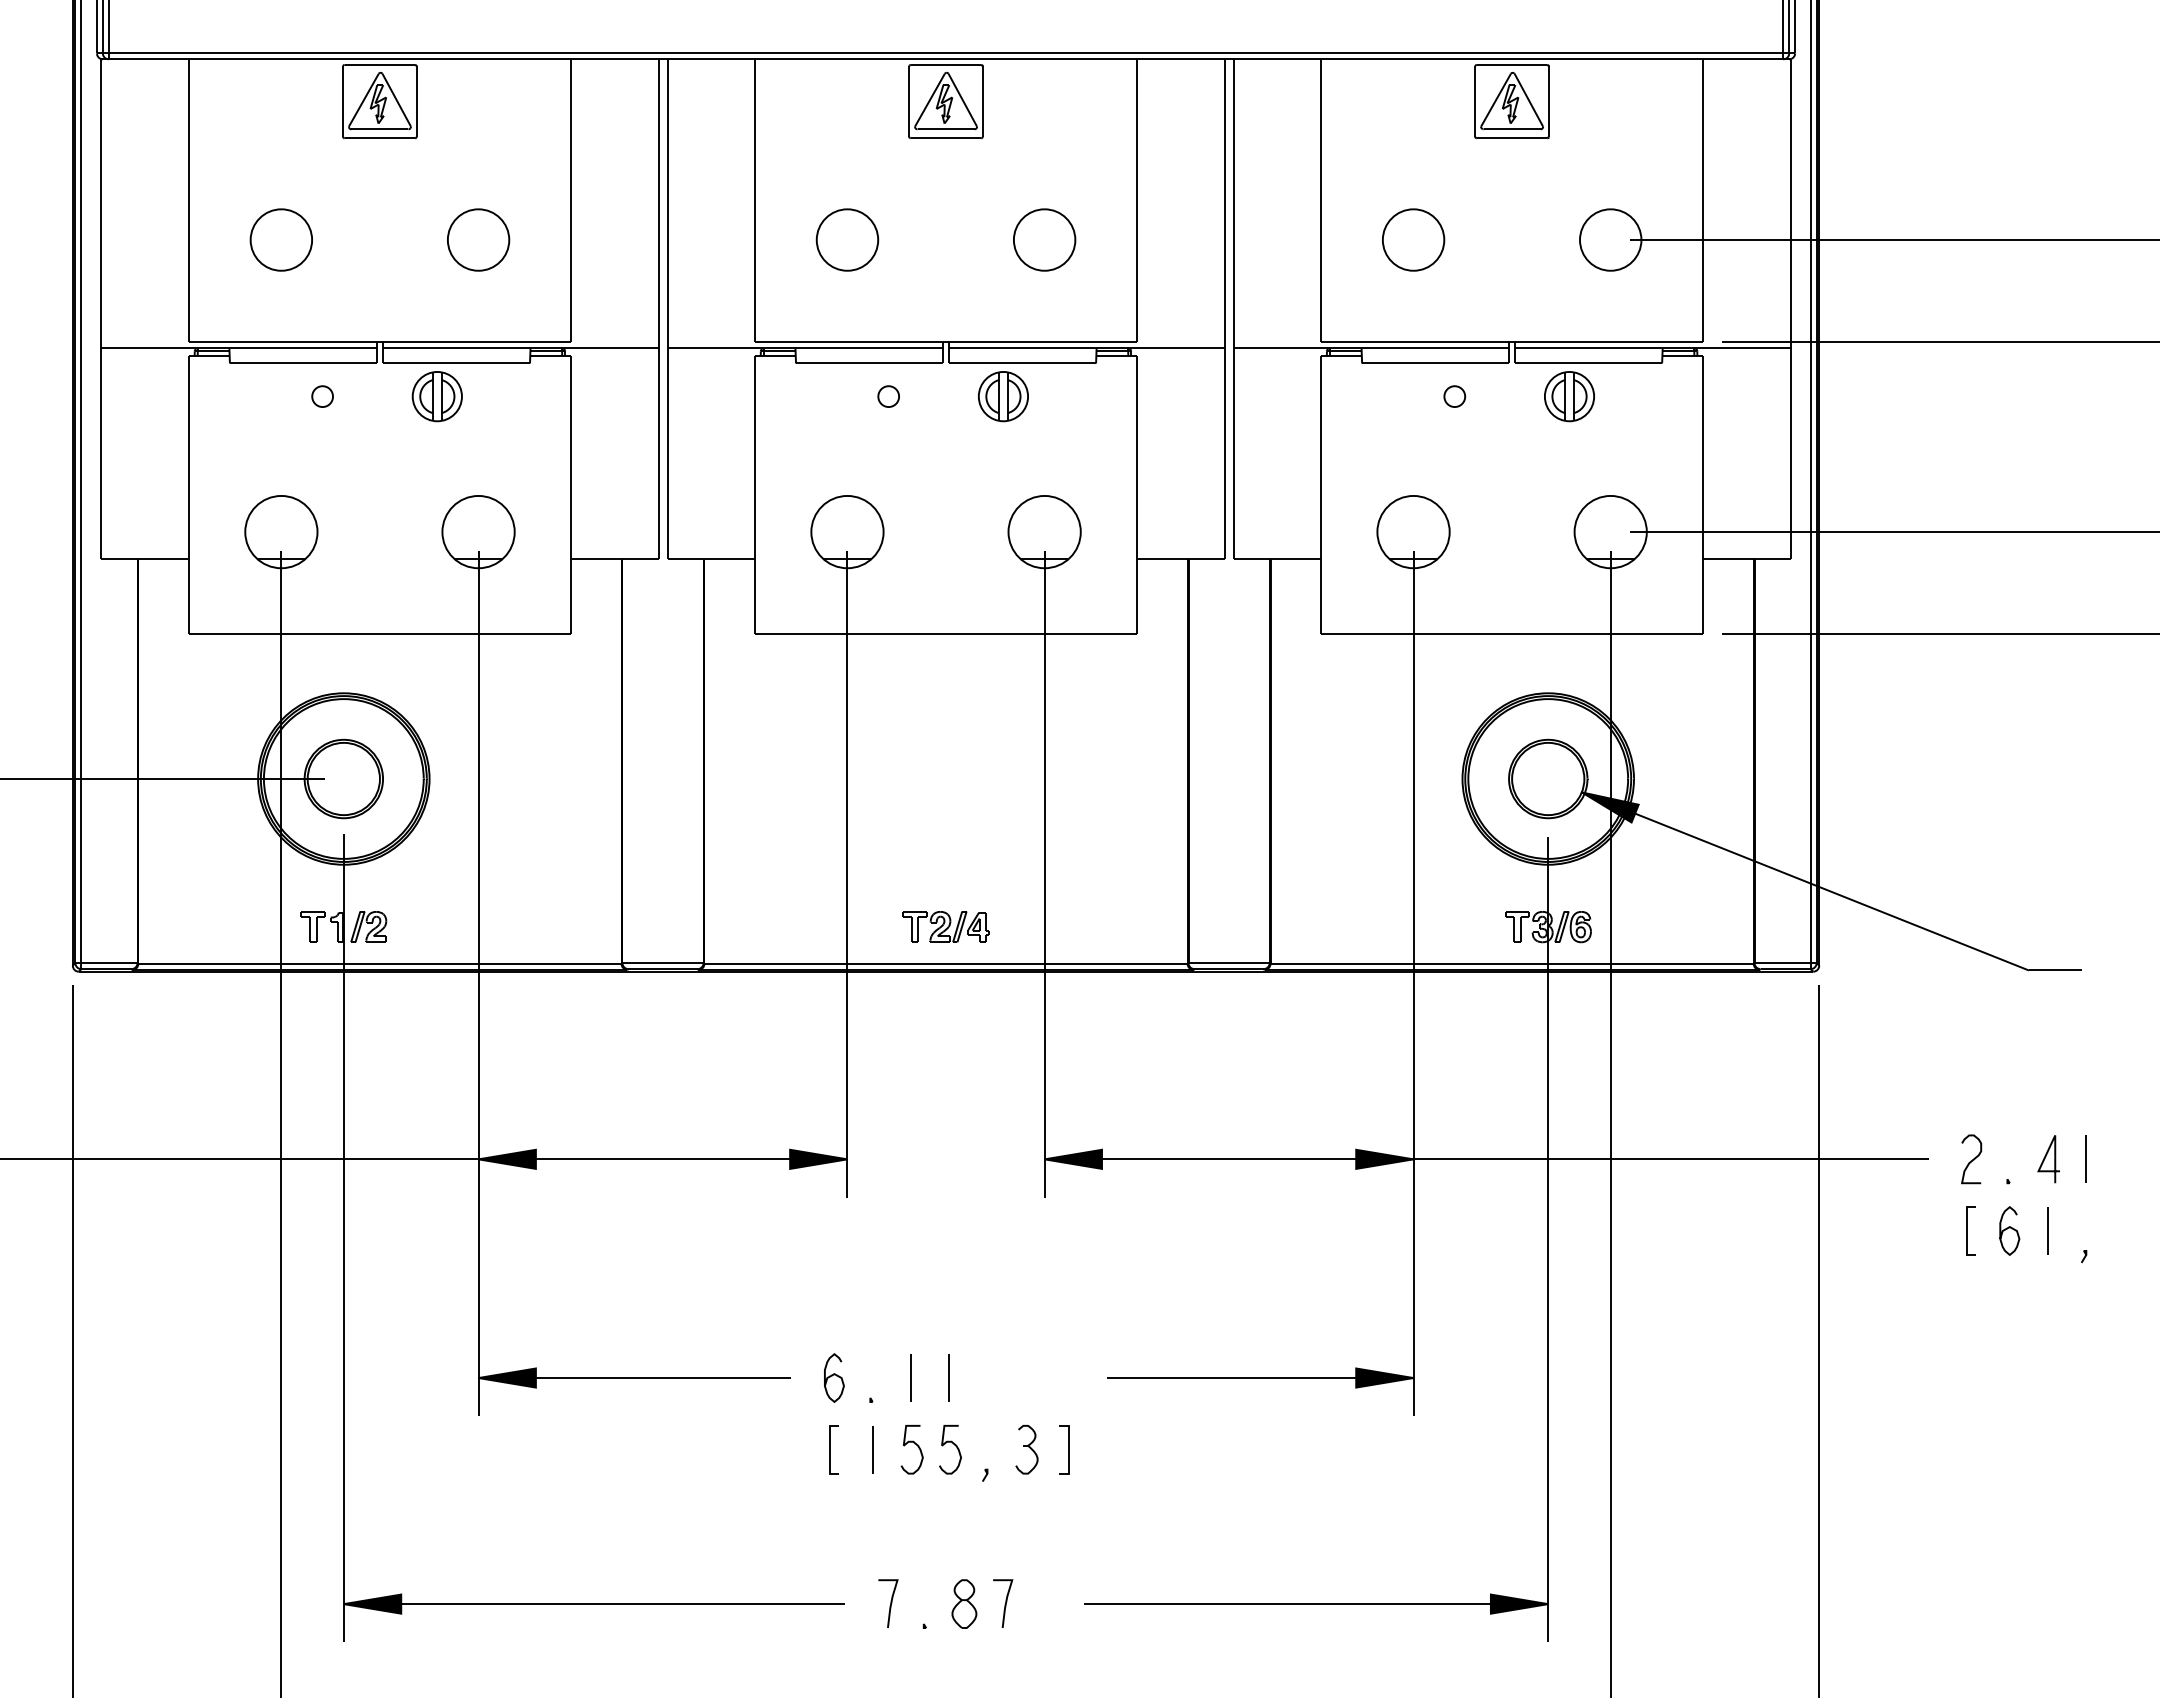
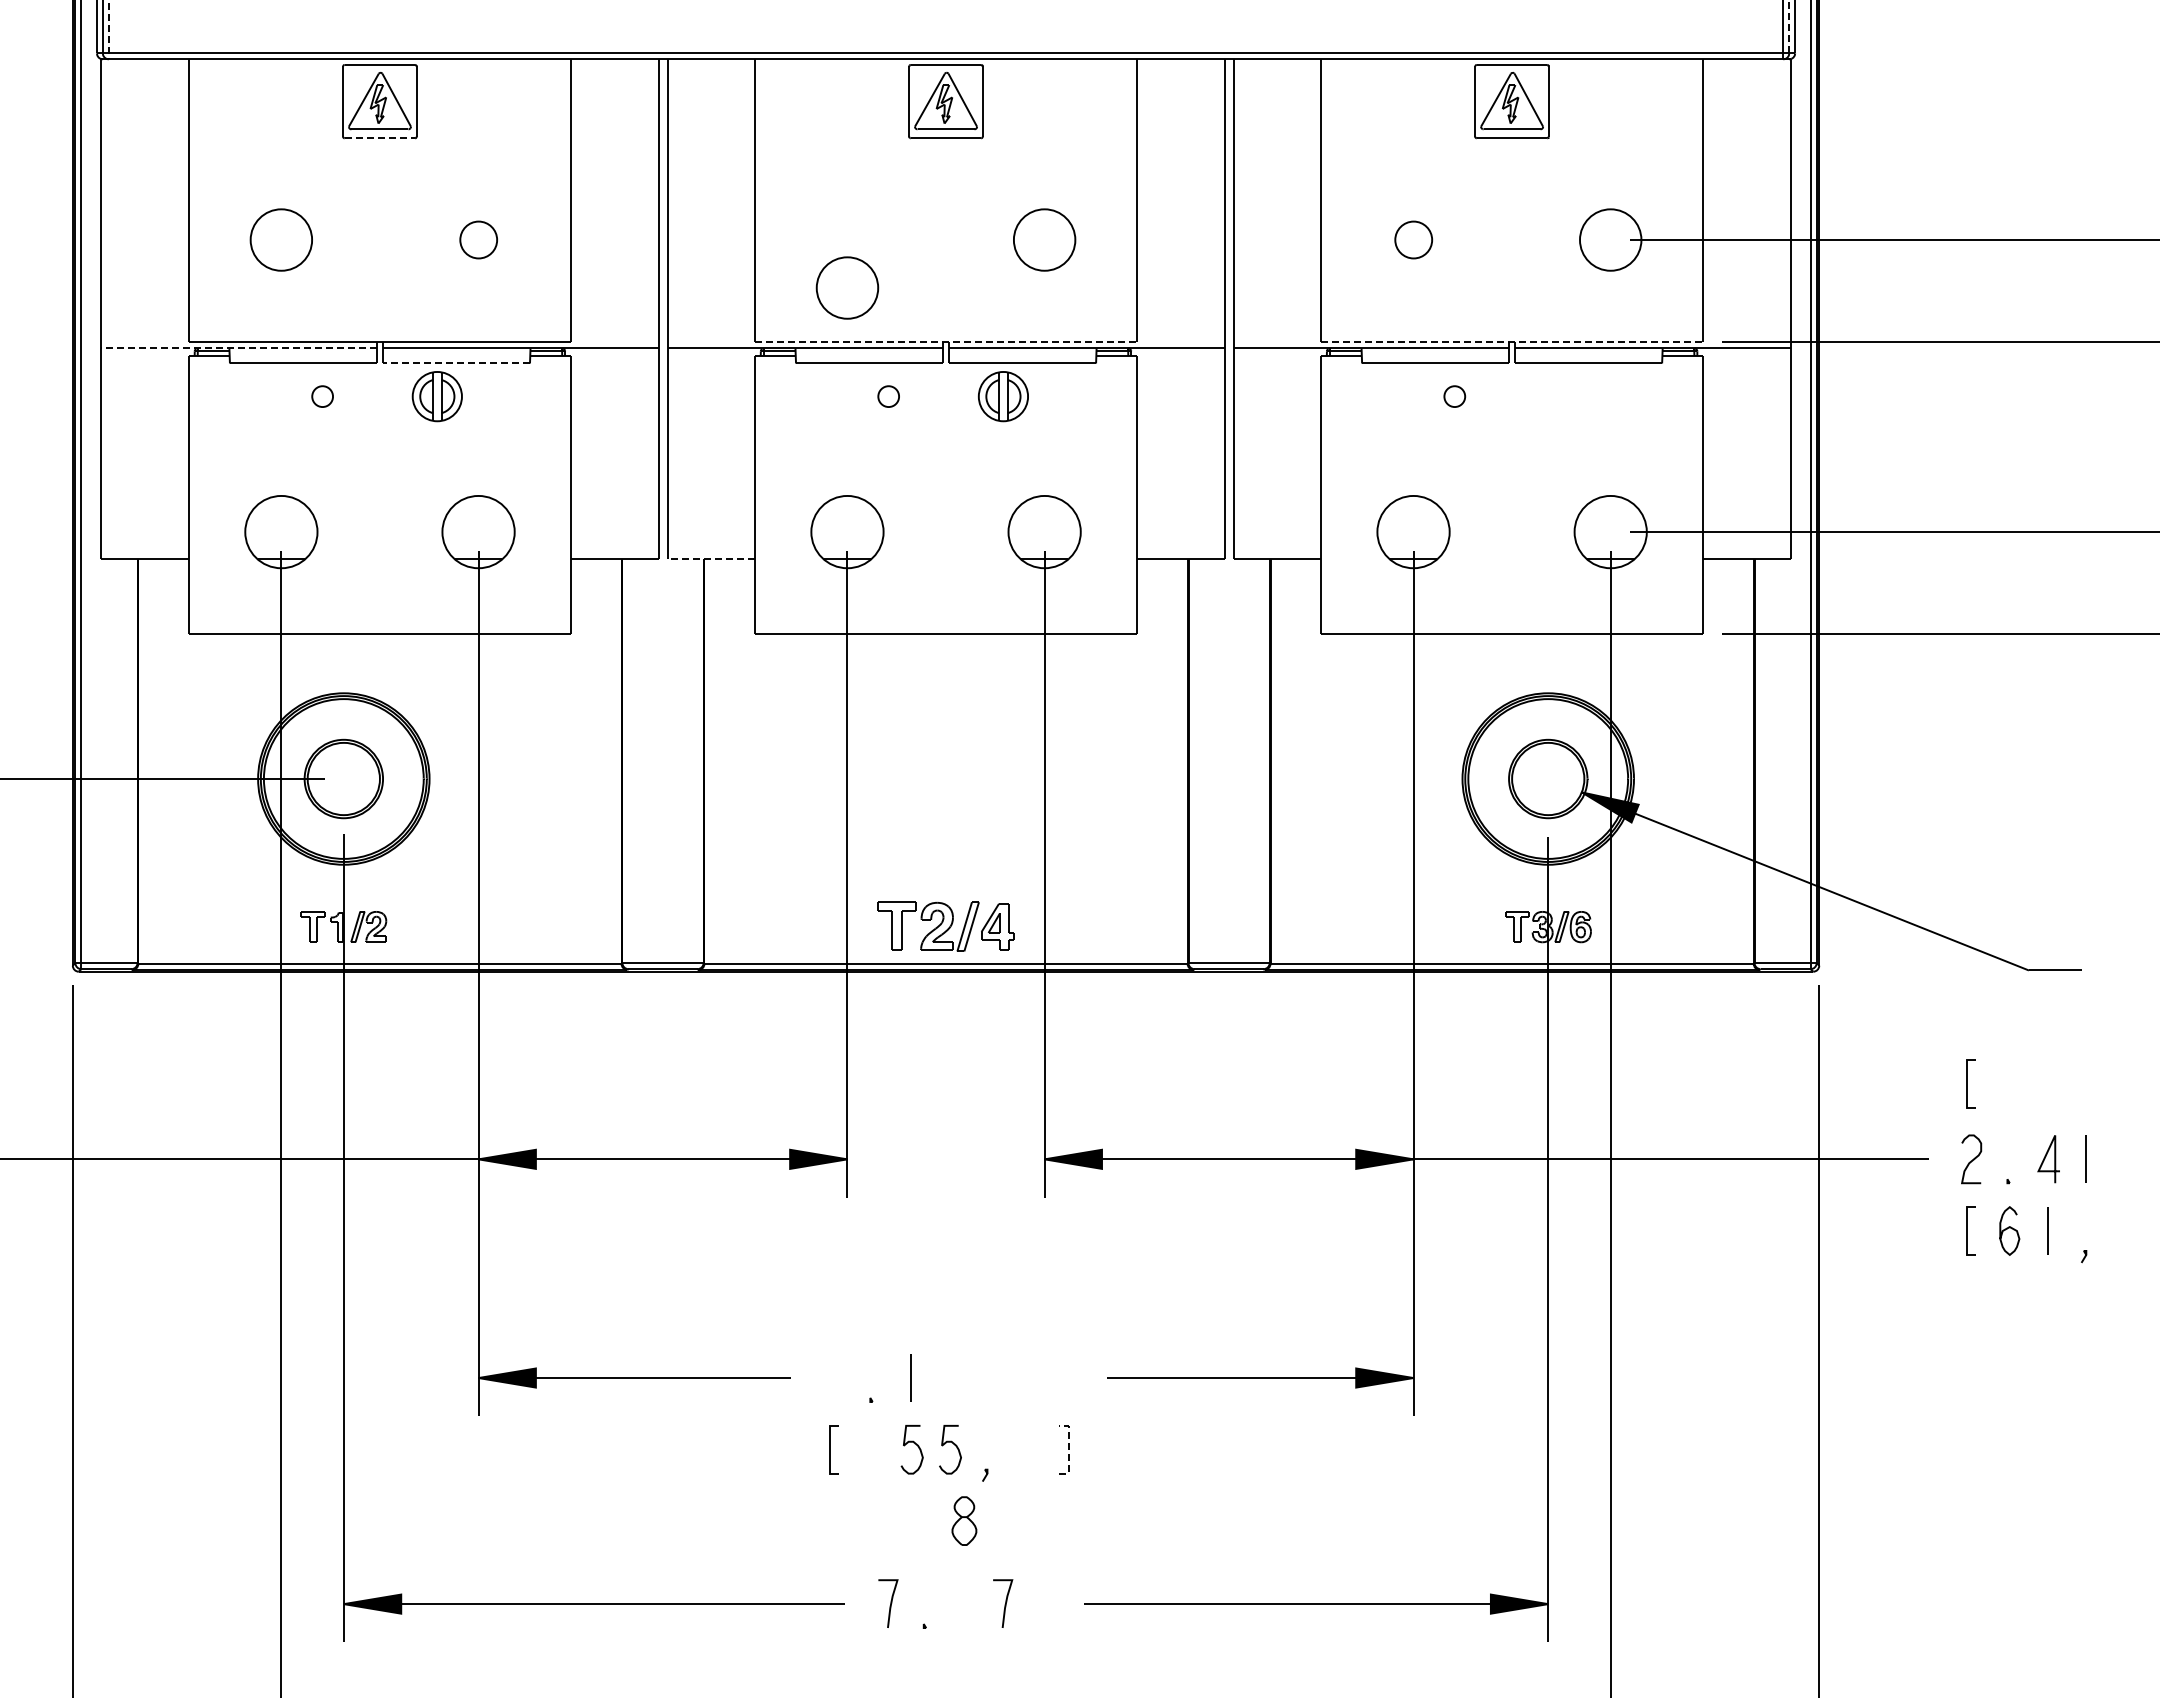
line: solid -> dashed (1789, 26)
line: solid -> dashed (108, 30)
line: solid -> dashed (380, 138)
part size: 64x64 px -> 39x40 px (478, 239)
part position: (847, 239) -> (847, 287) (847, 287)
part size: 64x64 px -> 40x40 px (1413, 239)
line: solid -> dashed (946, 342)
line: solid -> dashed (1512, 342)
line: solid -> dashed (239, 348)
line: solid -> dashed (456, 363)
part: present -> none (1569, 396)
line: solid -> dashed (711, 559)
part size: 88x32 px -> 138x51 px (945, 926)
line: none -> present (1967, 1083)
curve: present -> none (834, 1375)
line: present -> none (948, 1377)
line: present -> none (872, 1449)
part: present -> none (1026, 1449)
line: solid -> dashed (1068, 1449)
part position: (964, 1603) -> (964, 1520) (964, 1520)
